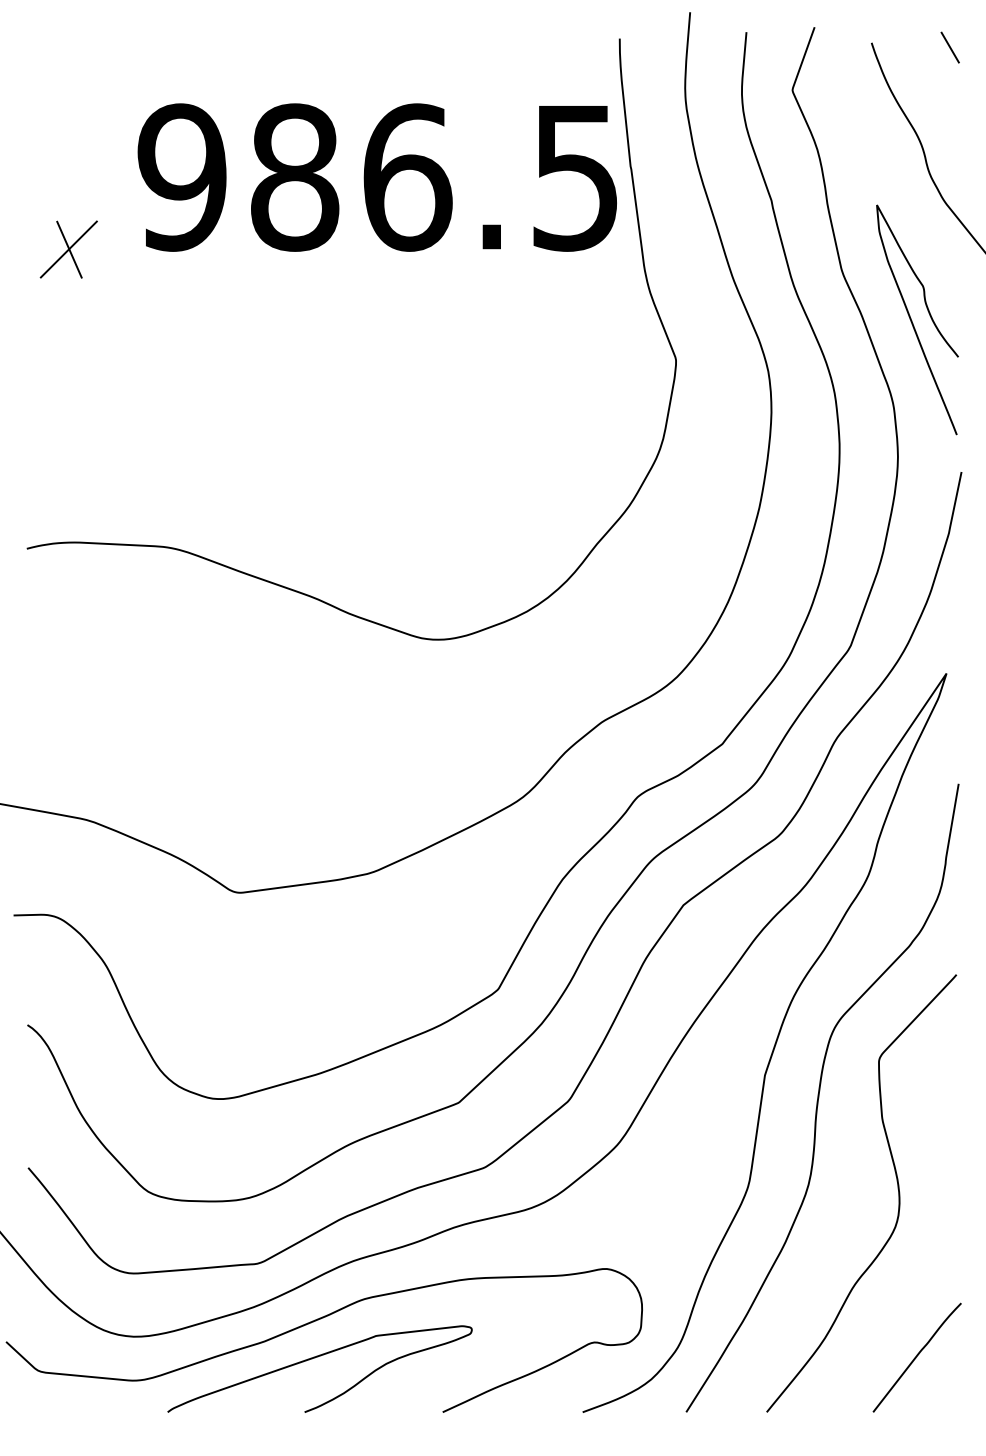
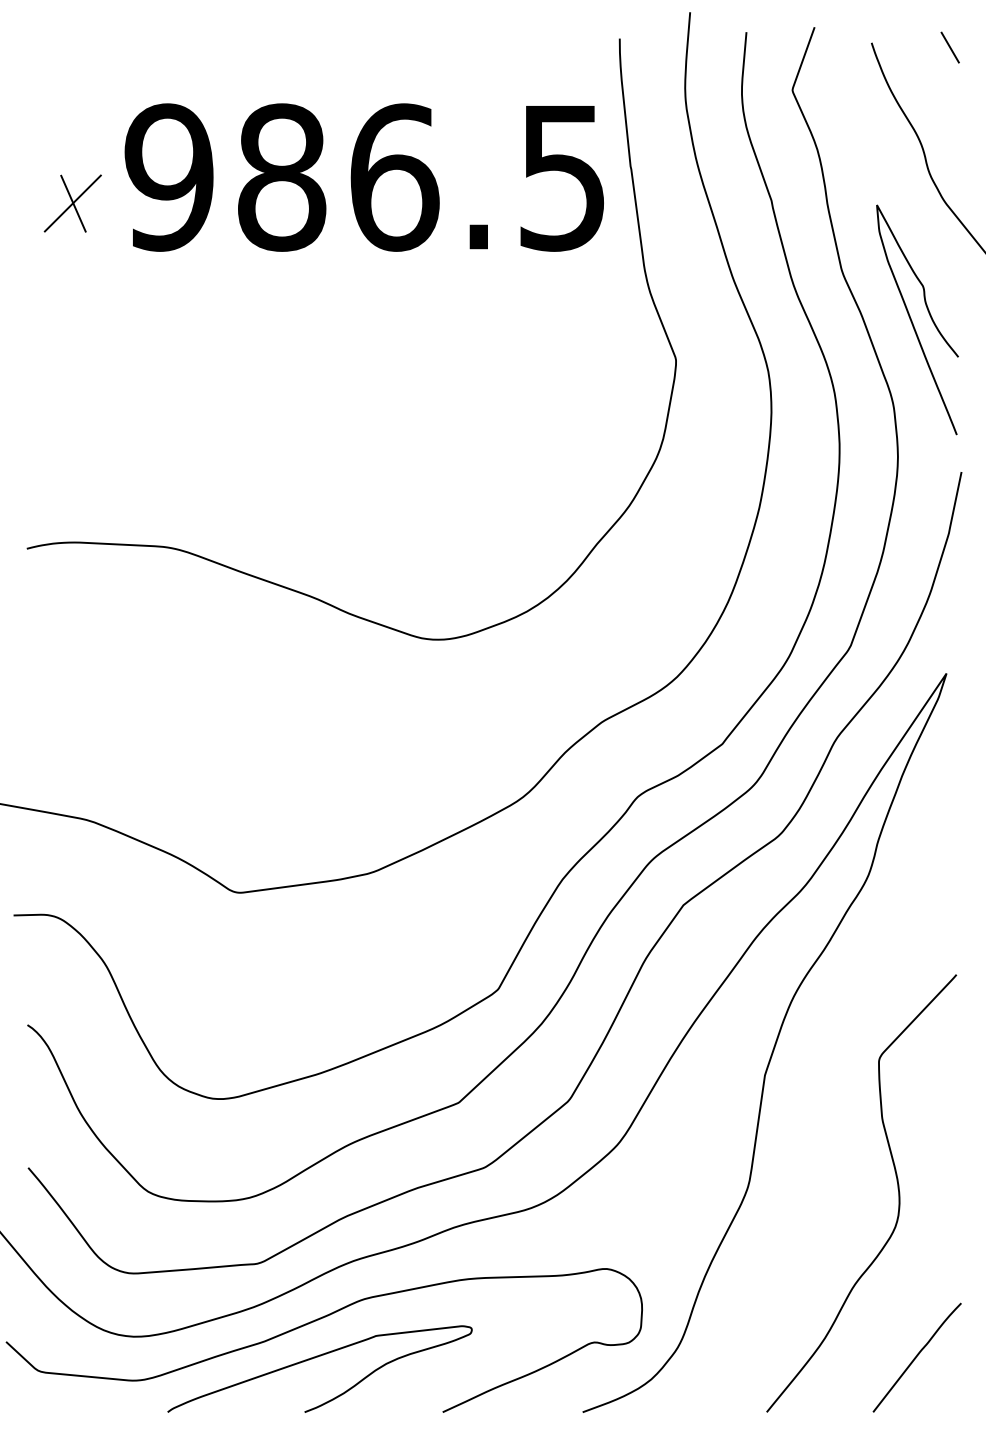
text position: (376, 177) -> (363, 177) (363, 177)
part position: (68, 249) -> (72, 203) (72, 203)
curve: present -> none (819, 1097)
